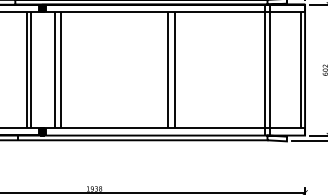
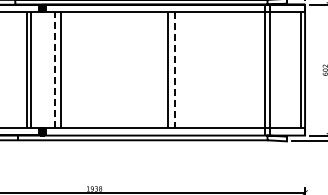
line: solid -> dashed (54, 69)
line: solid -> dashed (174, 70)
